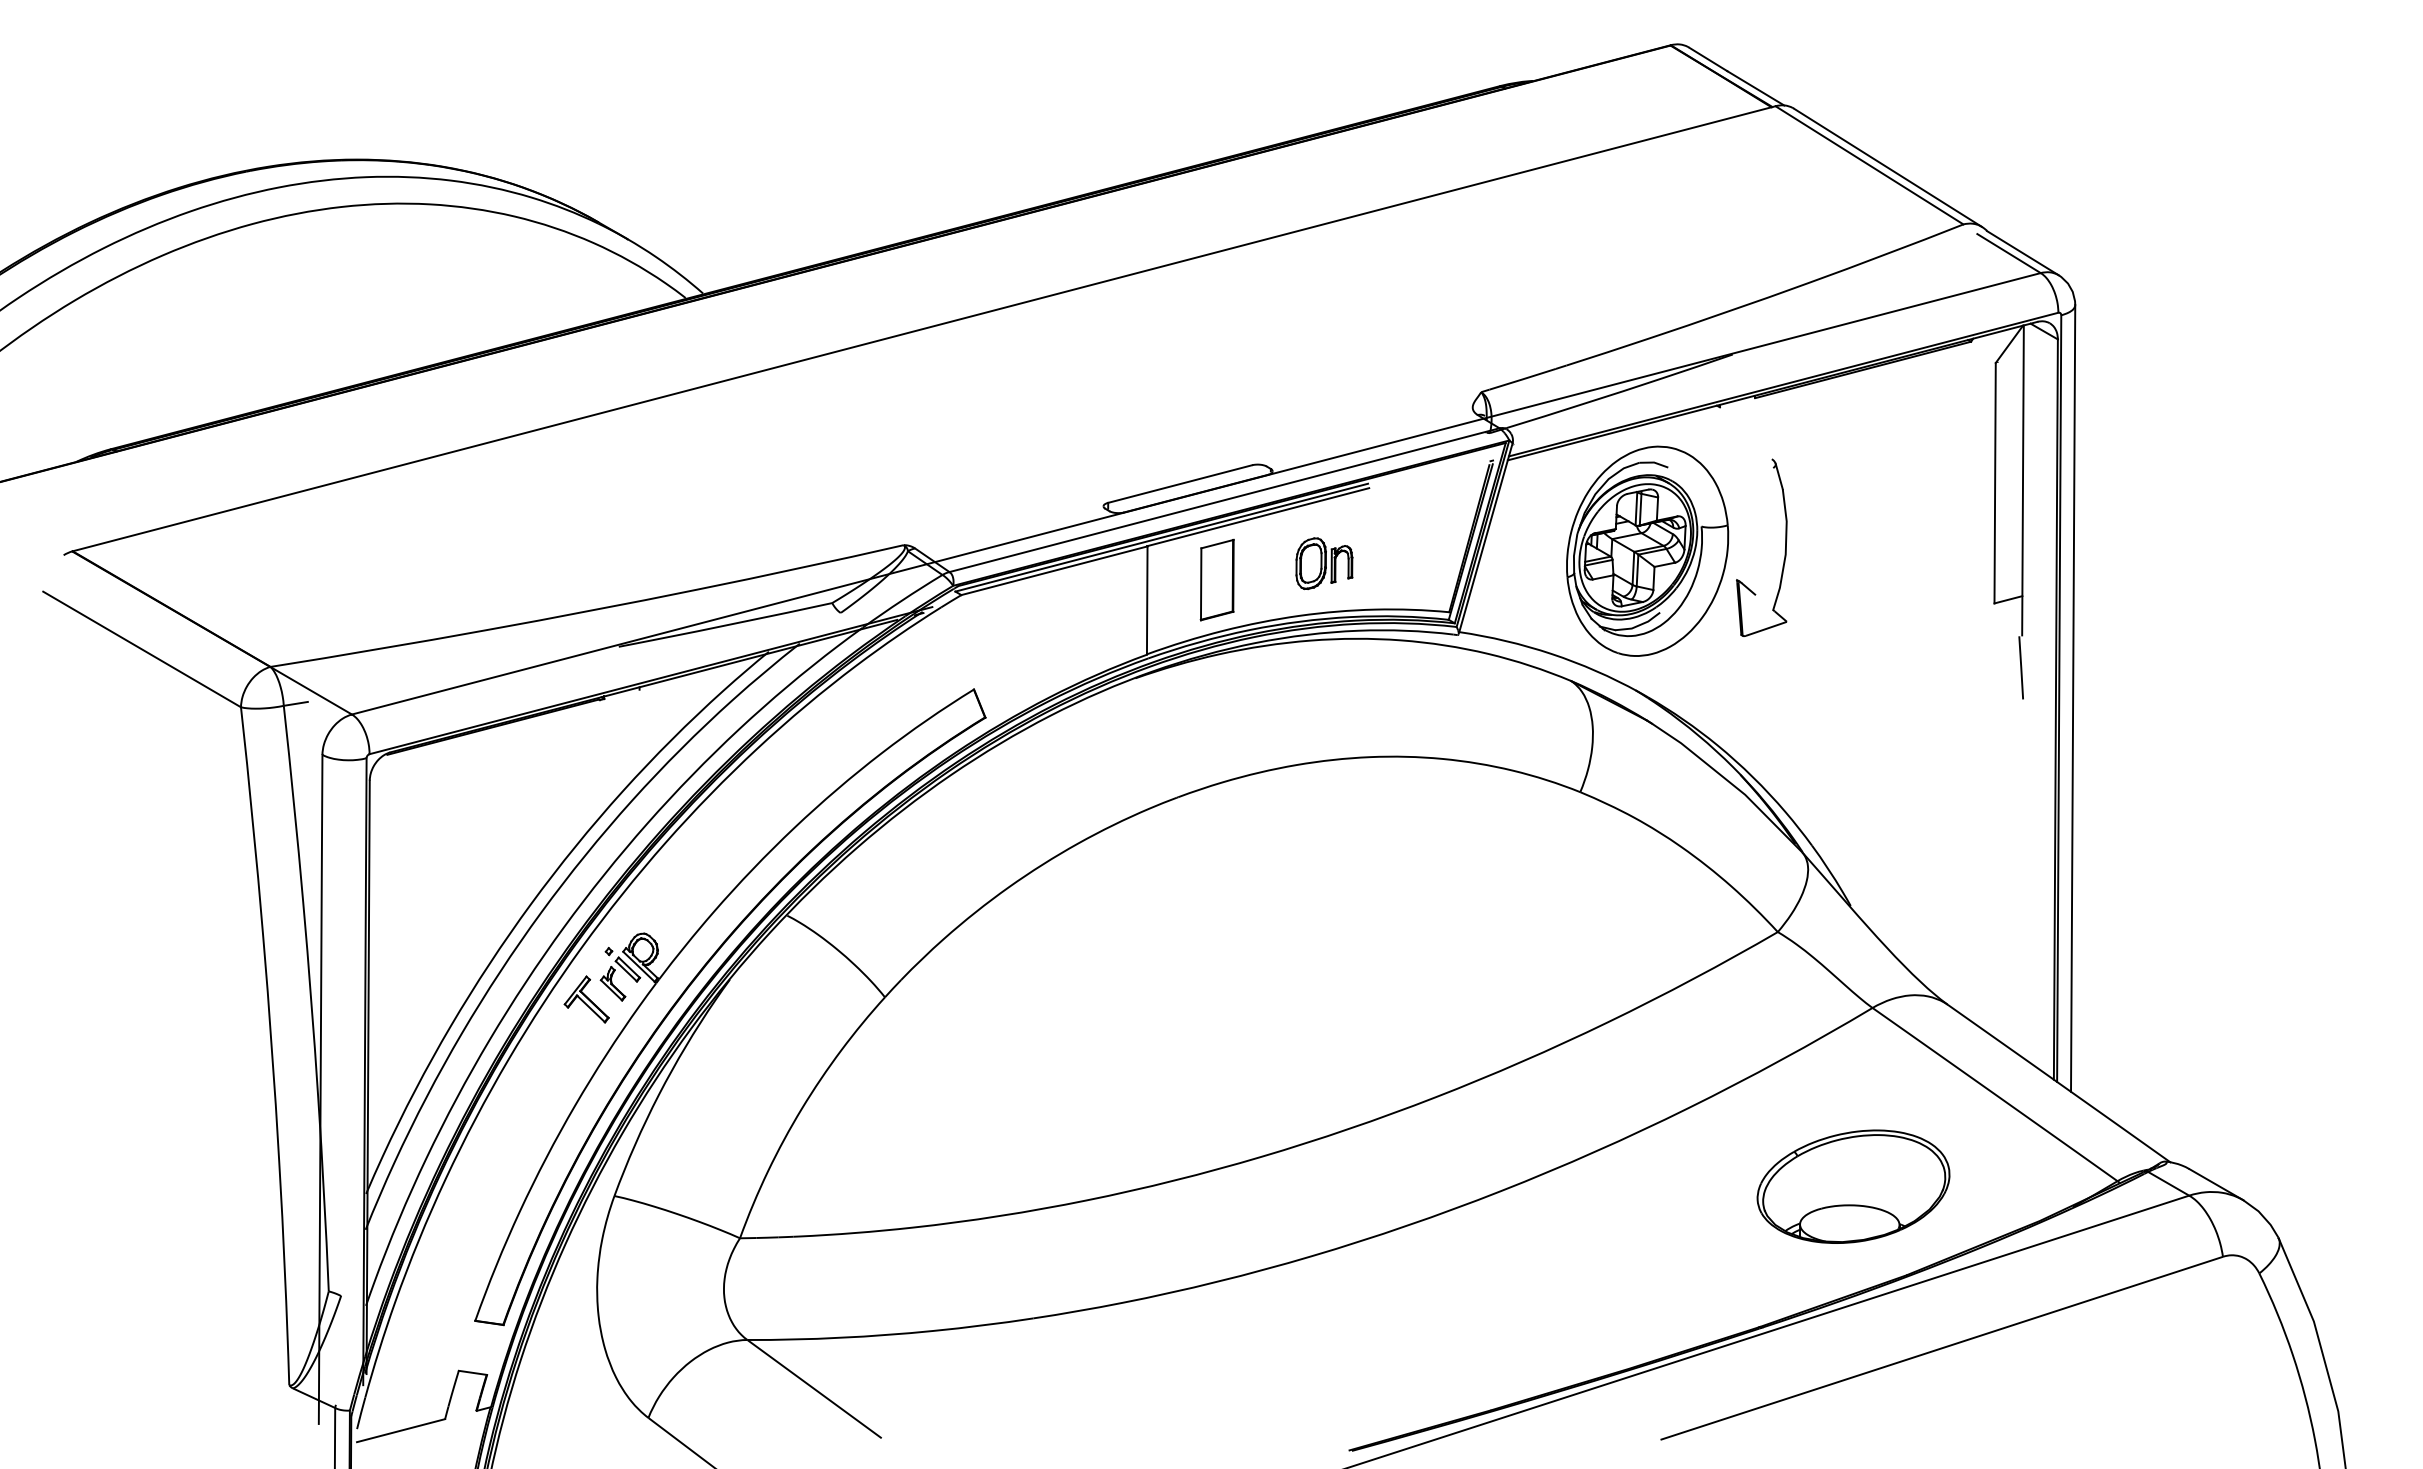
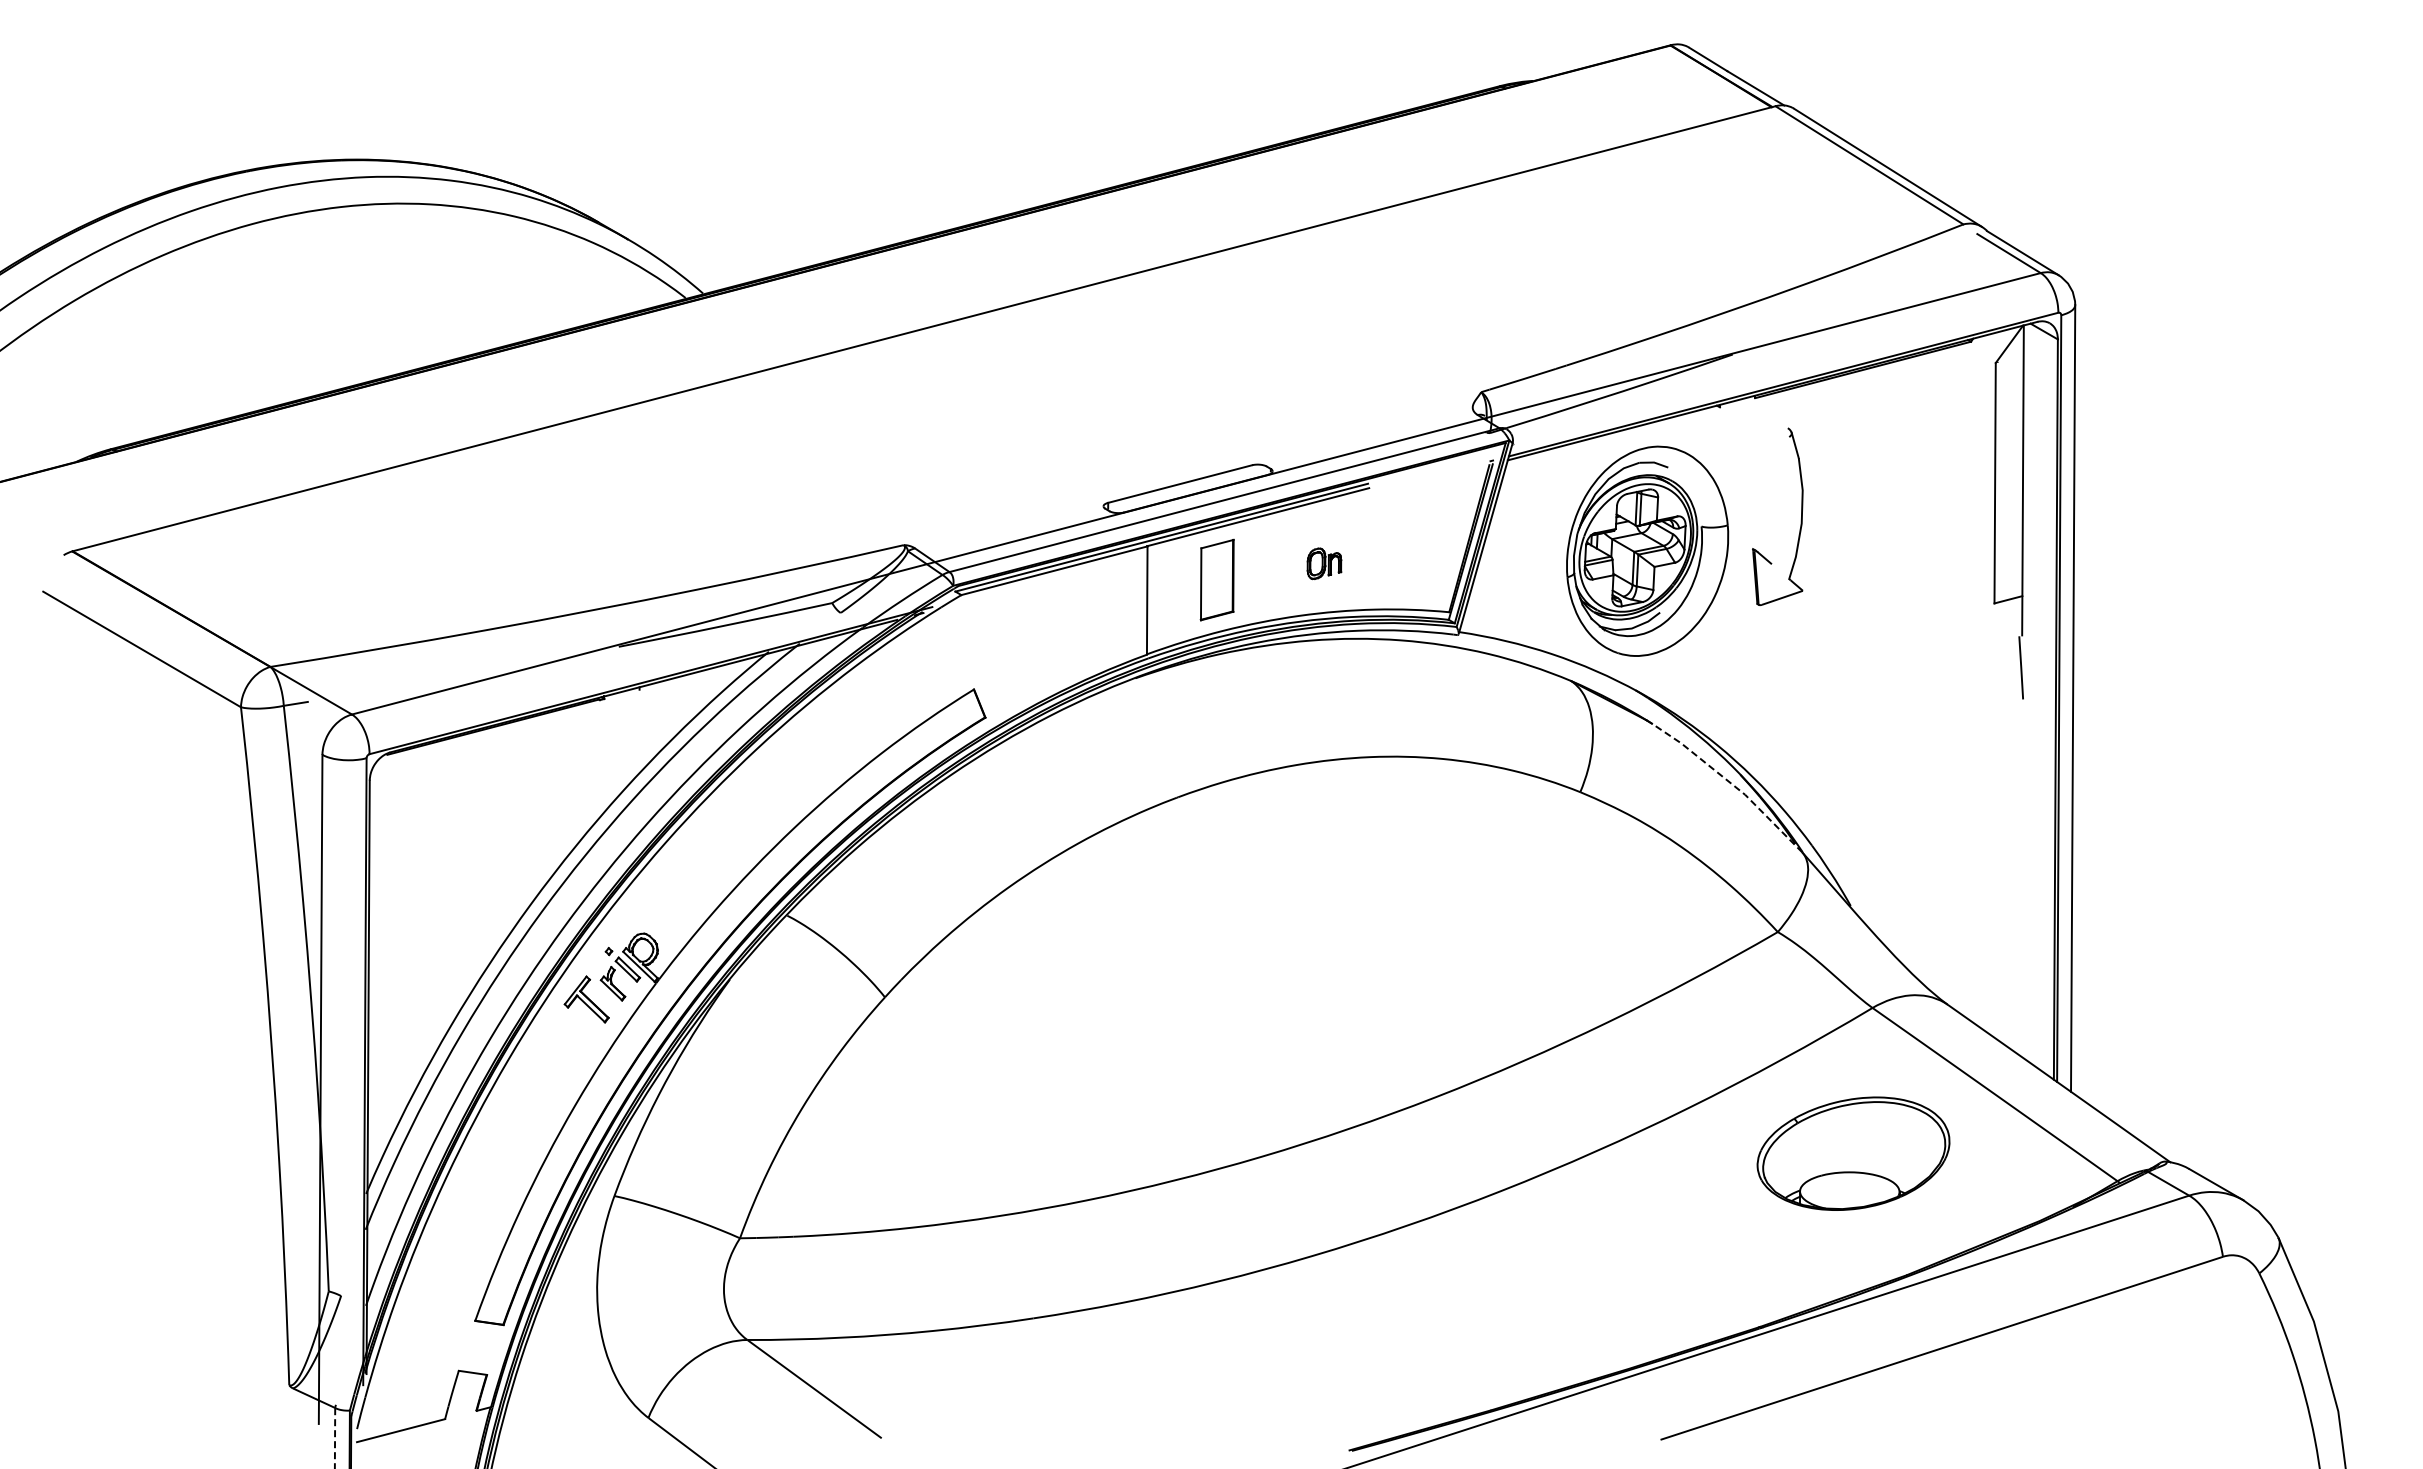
part position: (1784, 551) -> (1800, 520) (1800, 520)
part size: 59x54 px -> 37x34 px (1324, 563)
line: solid -> dashed (1730, 782)
part position: (1853, 1186) -> (1853, 1153) (1853, 1153)
line: solid -> dashed (335, 1437)
